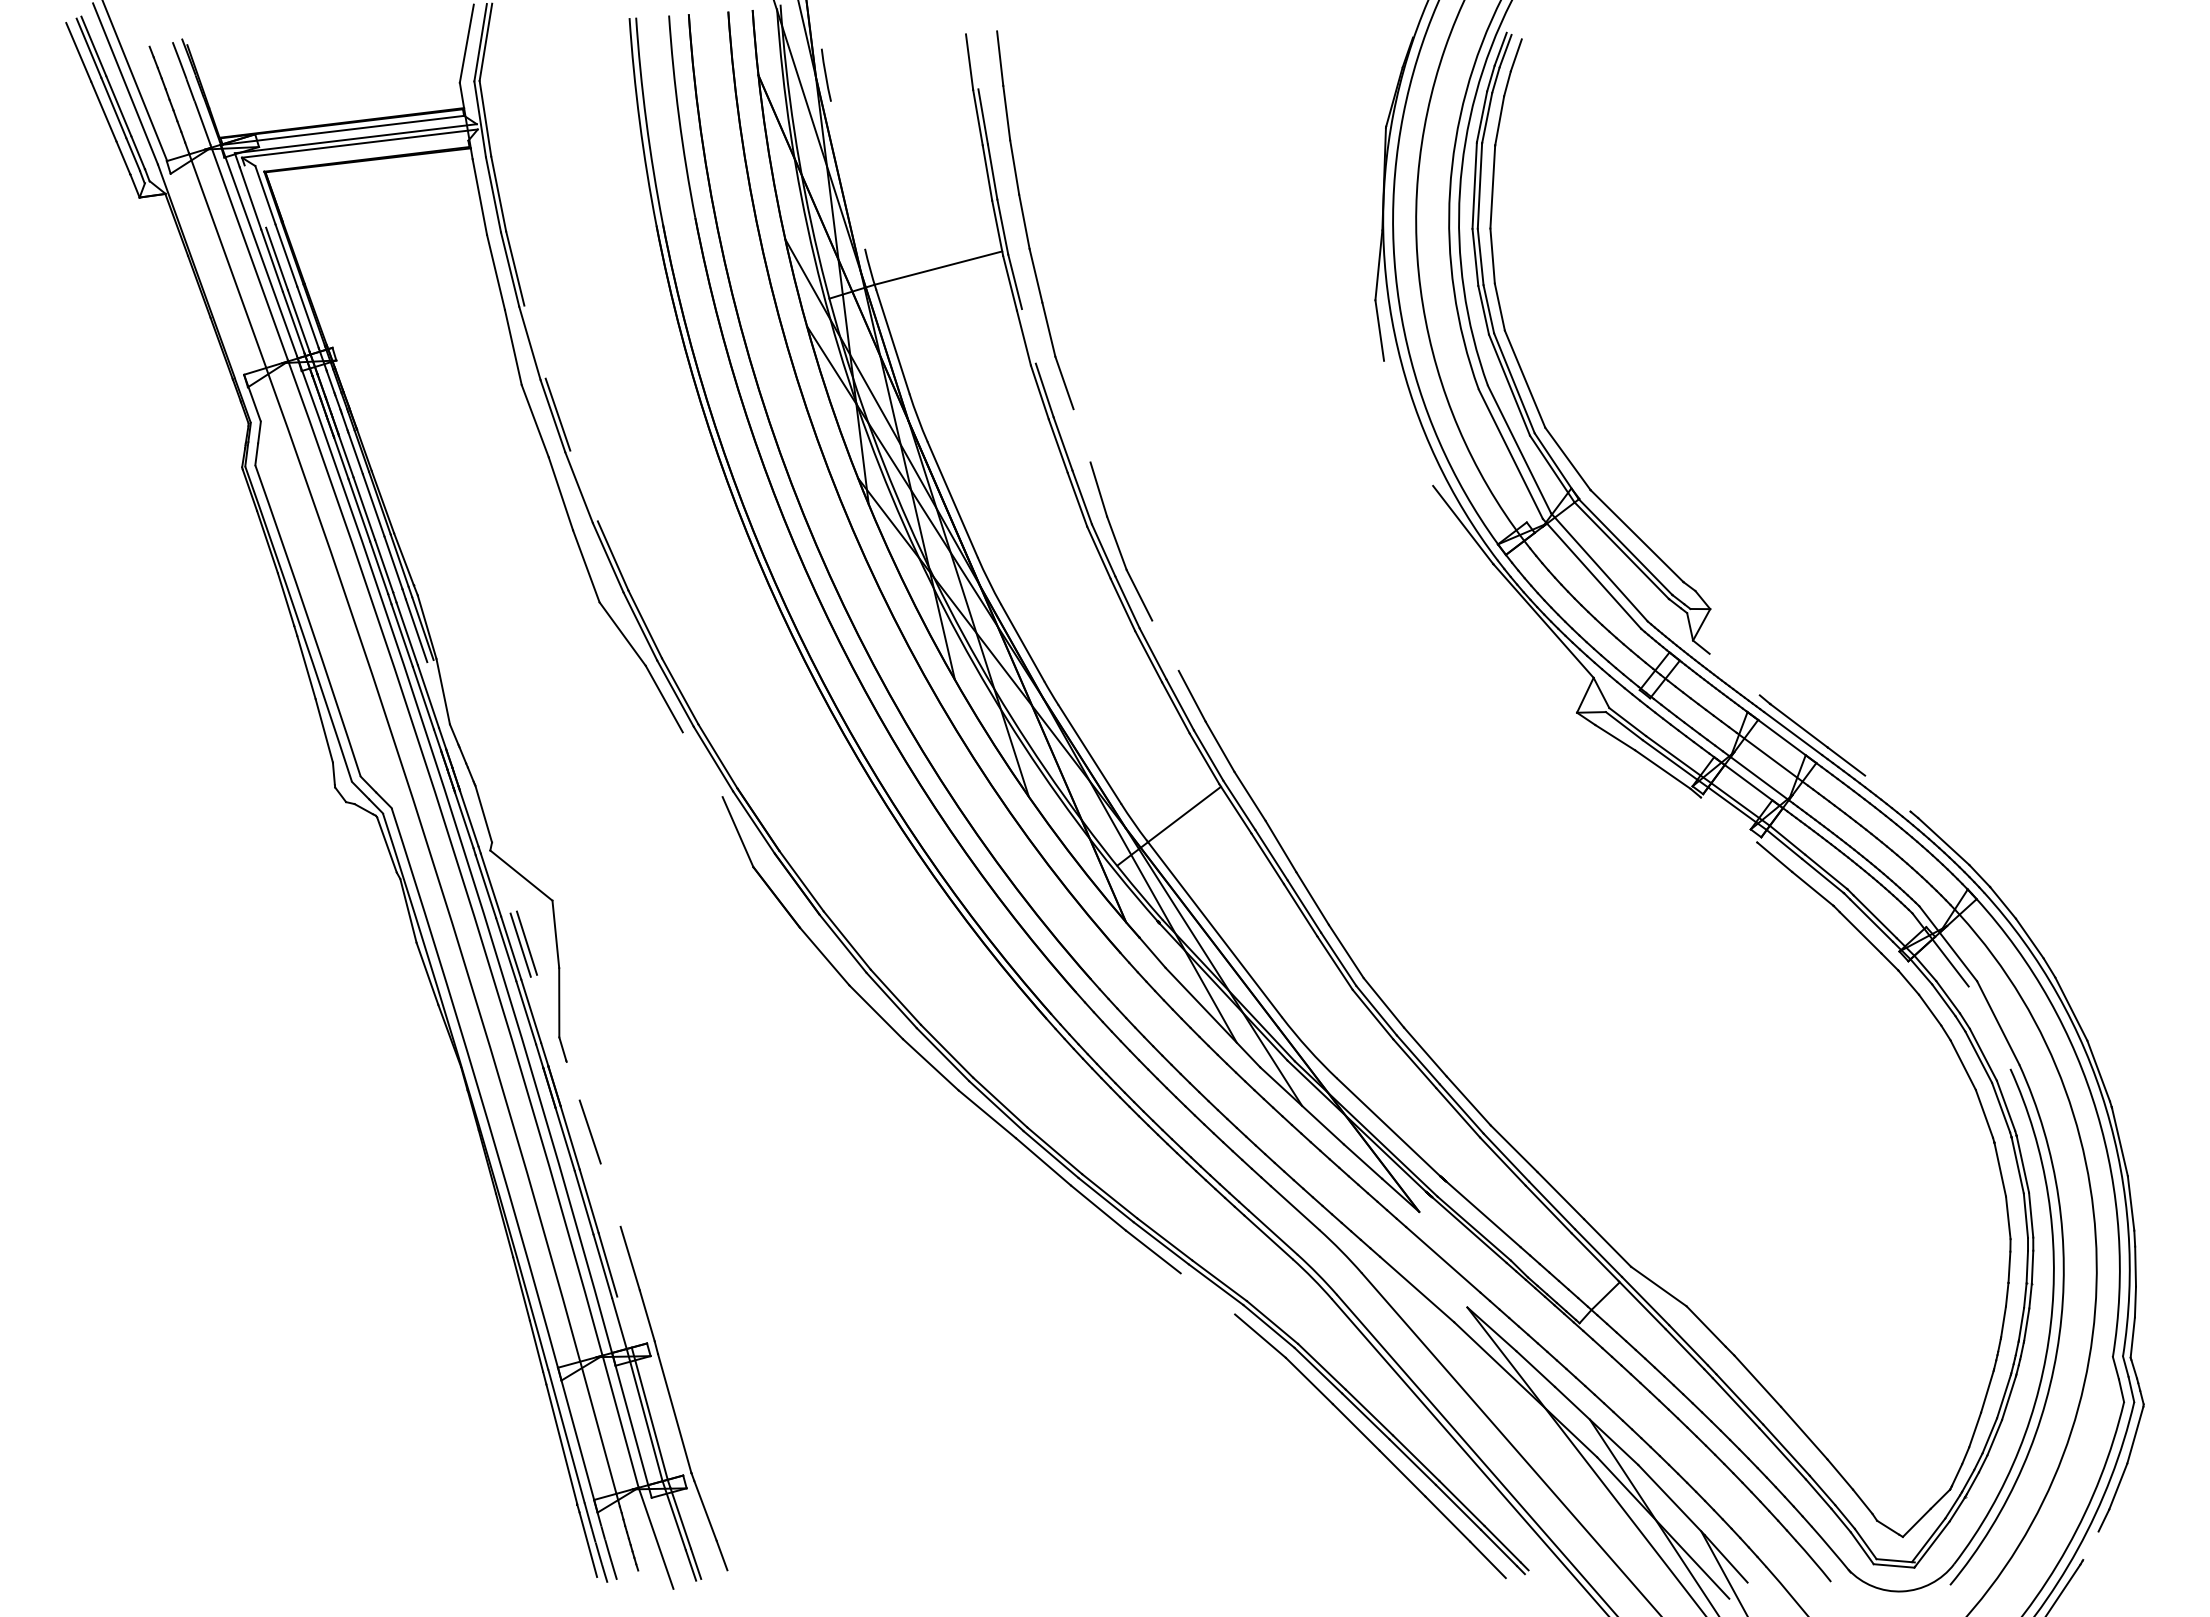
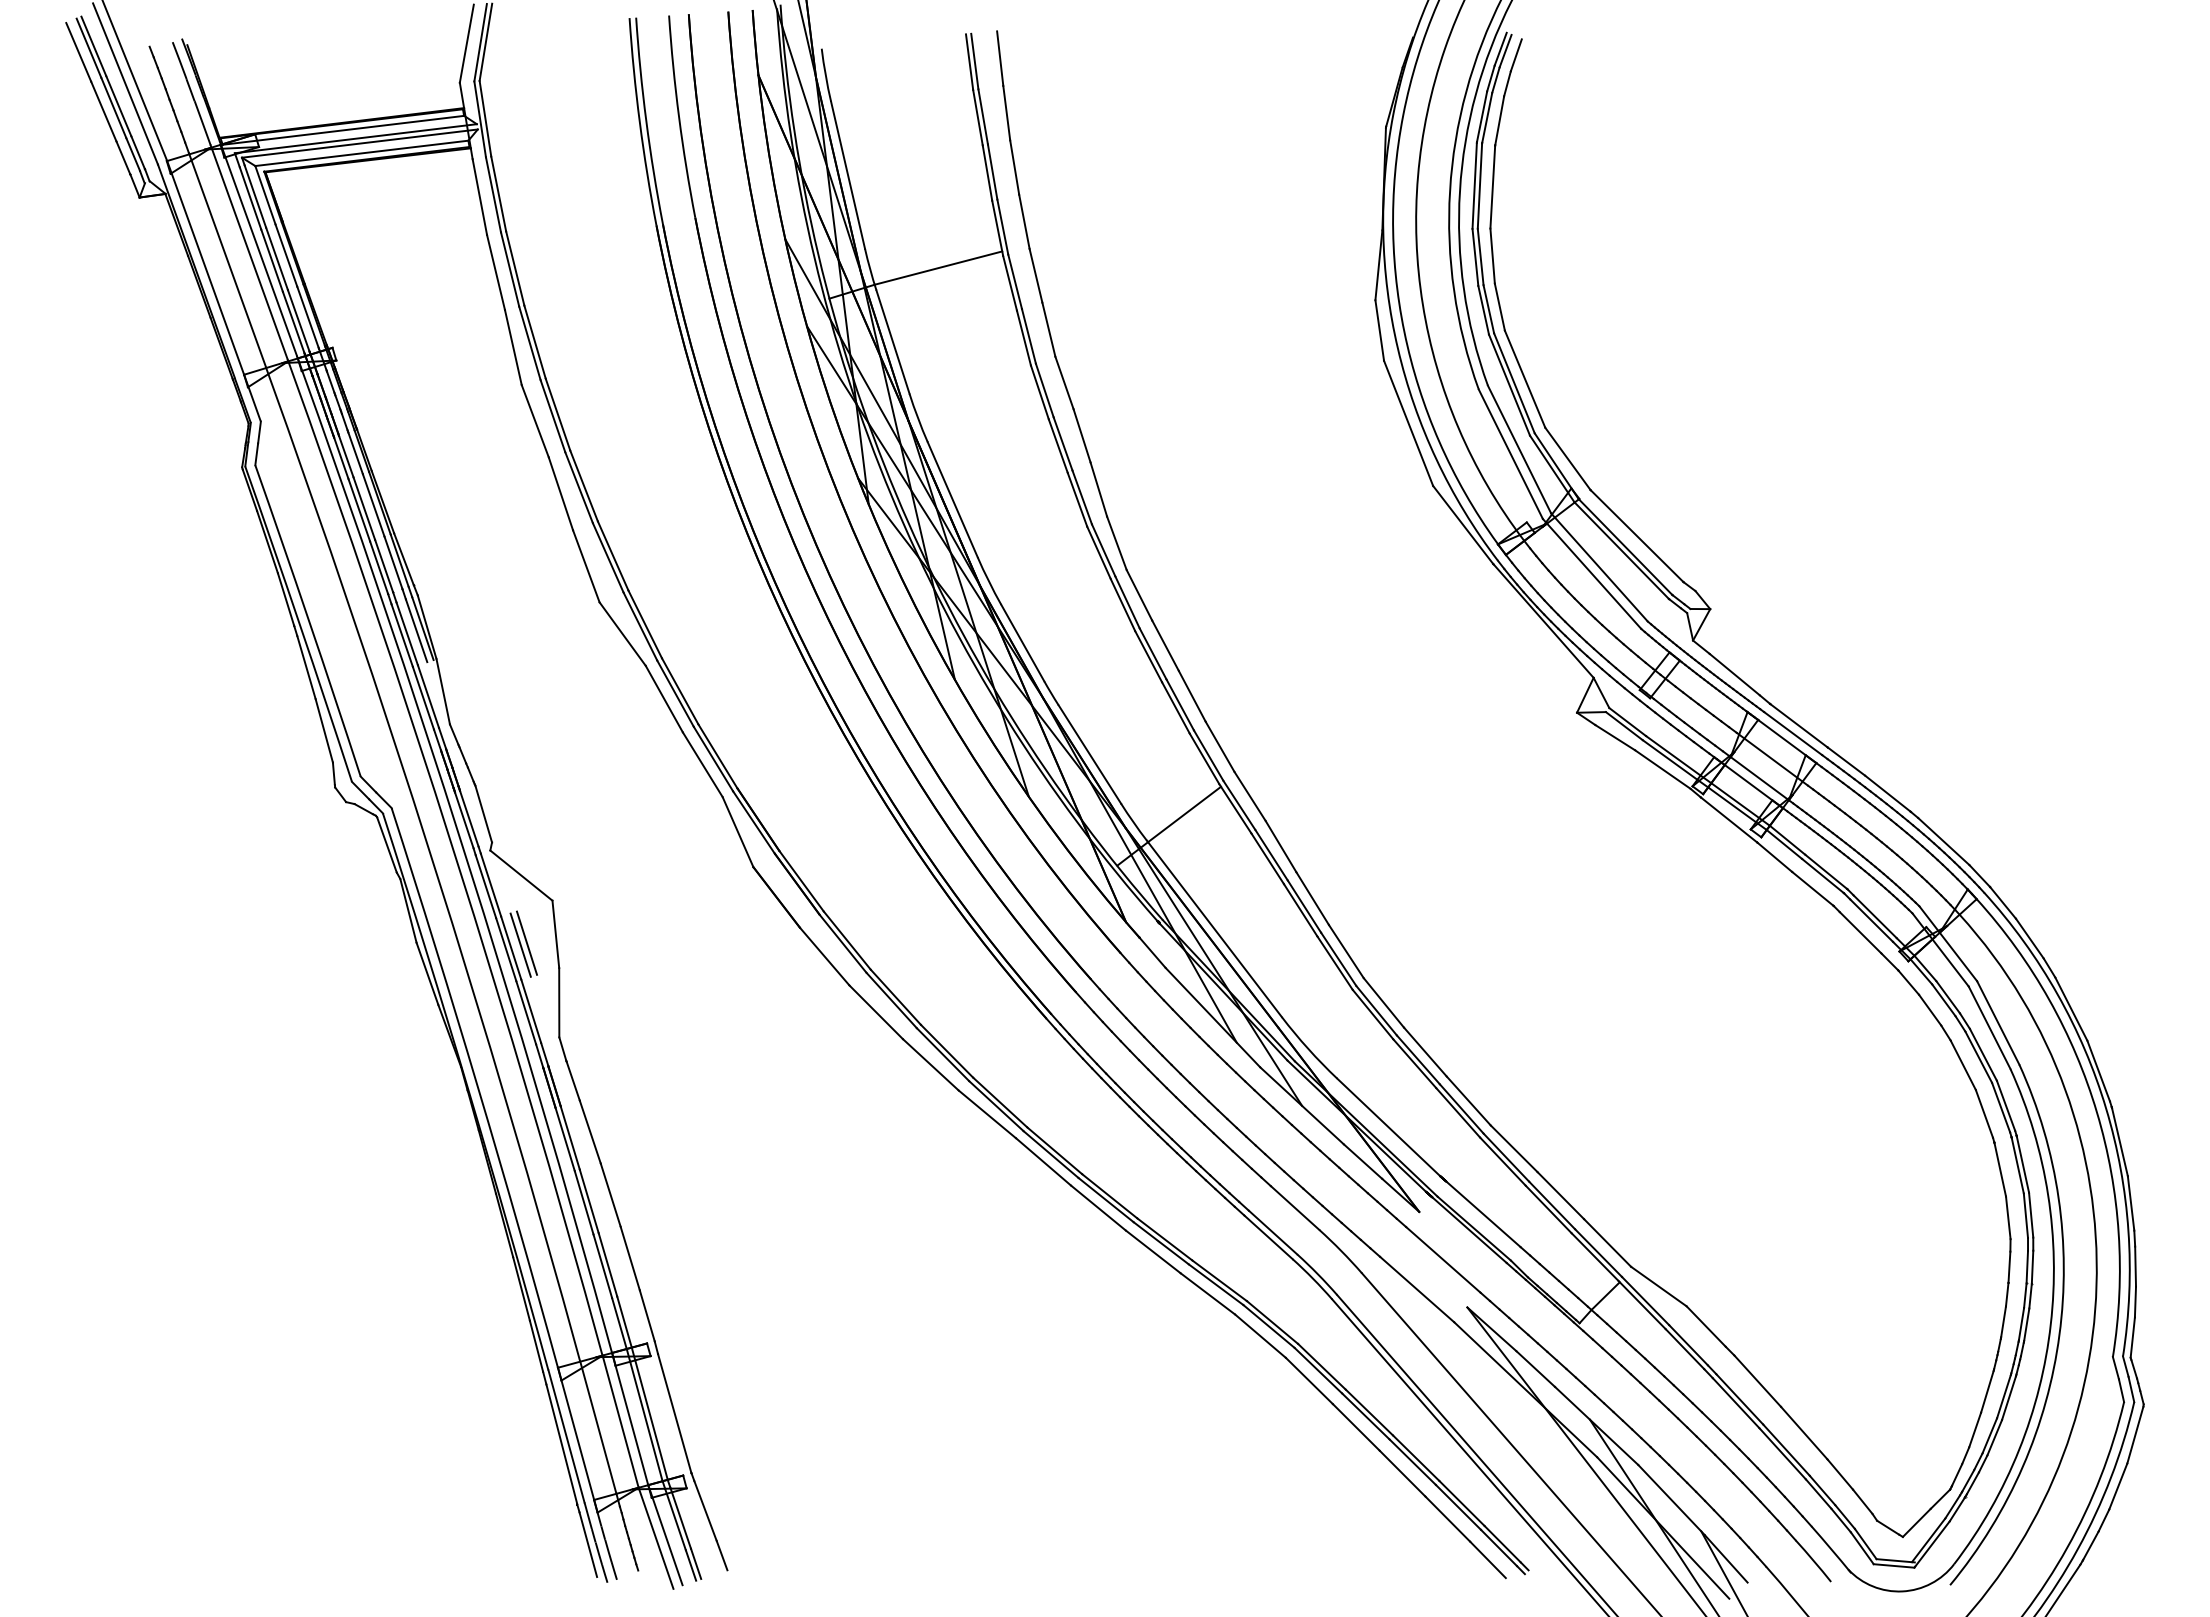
line: none -> present (974, 61)
line: none -> present (361, 153)
line: none -> present (848, 174)
line: none -> present (255, 196)
line: none -> present (205, 267)
line: none -> present (1028, 336)
line: none -> present (534, 341)
line: none -> present (1408, 422)
line: none -> present (1081, 435)
line: none -> present (583, 485)
line: none -> present (1165, 645)
line: none -> present (1734, 674)
line: none -> present (702, 764)
line: none -> present (1887, 793)
line: none -> present (1729, 819)
line: none -> present (1989, 1027)
line: none -> present (572, 1080)
line: none -> present (610, 1194)
line: none -> present (1207, 1293)
line: none -> present (624, 1321)
line: none -> present (665, 1534)
line: none -> present (2090, 1545)
